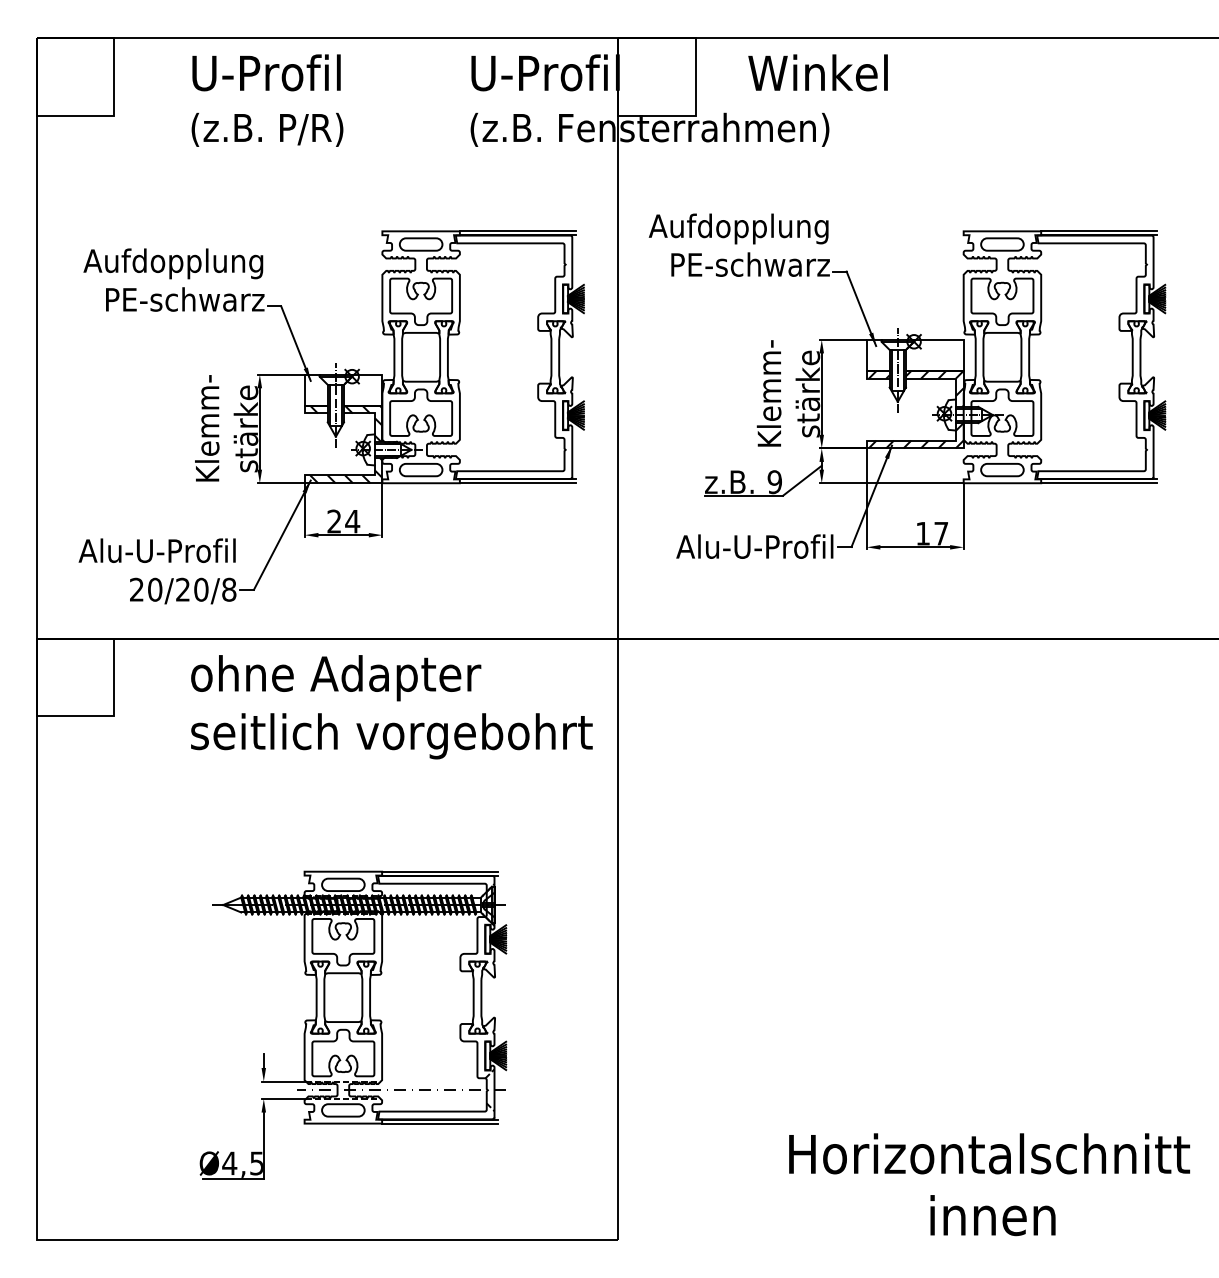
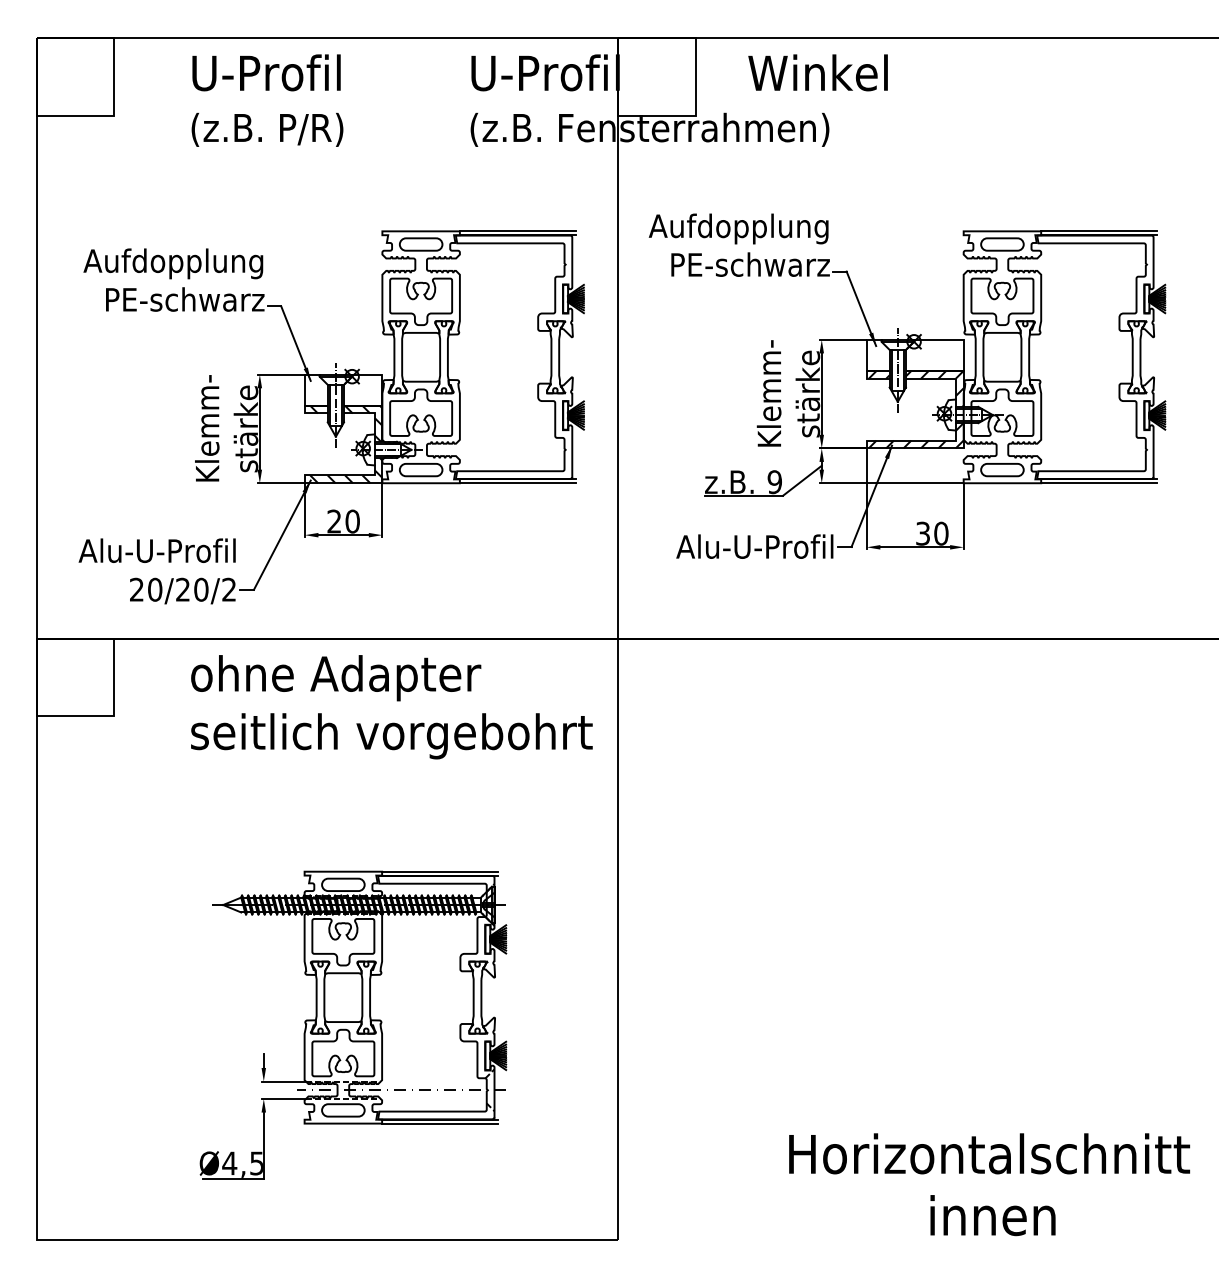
text: 24 -> 20 (352, 521)
text: 17 -> 30 (932, 533)
text: 20/20/8 -> 20/20/2 (229, 589)
